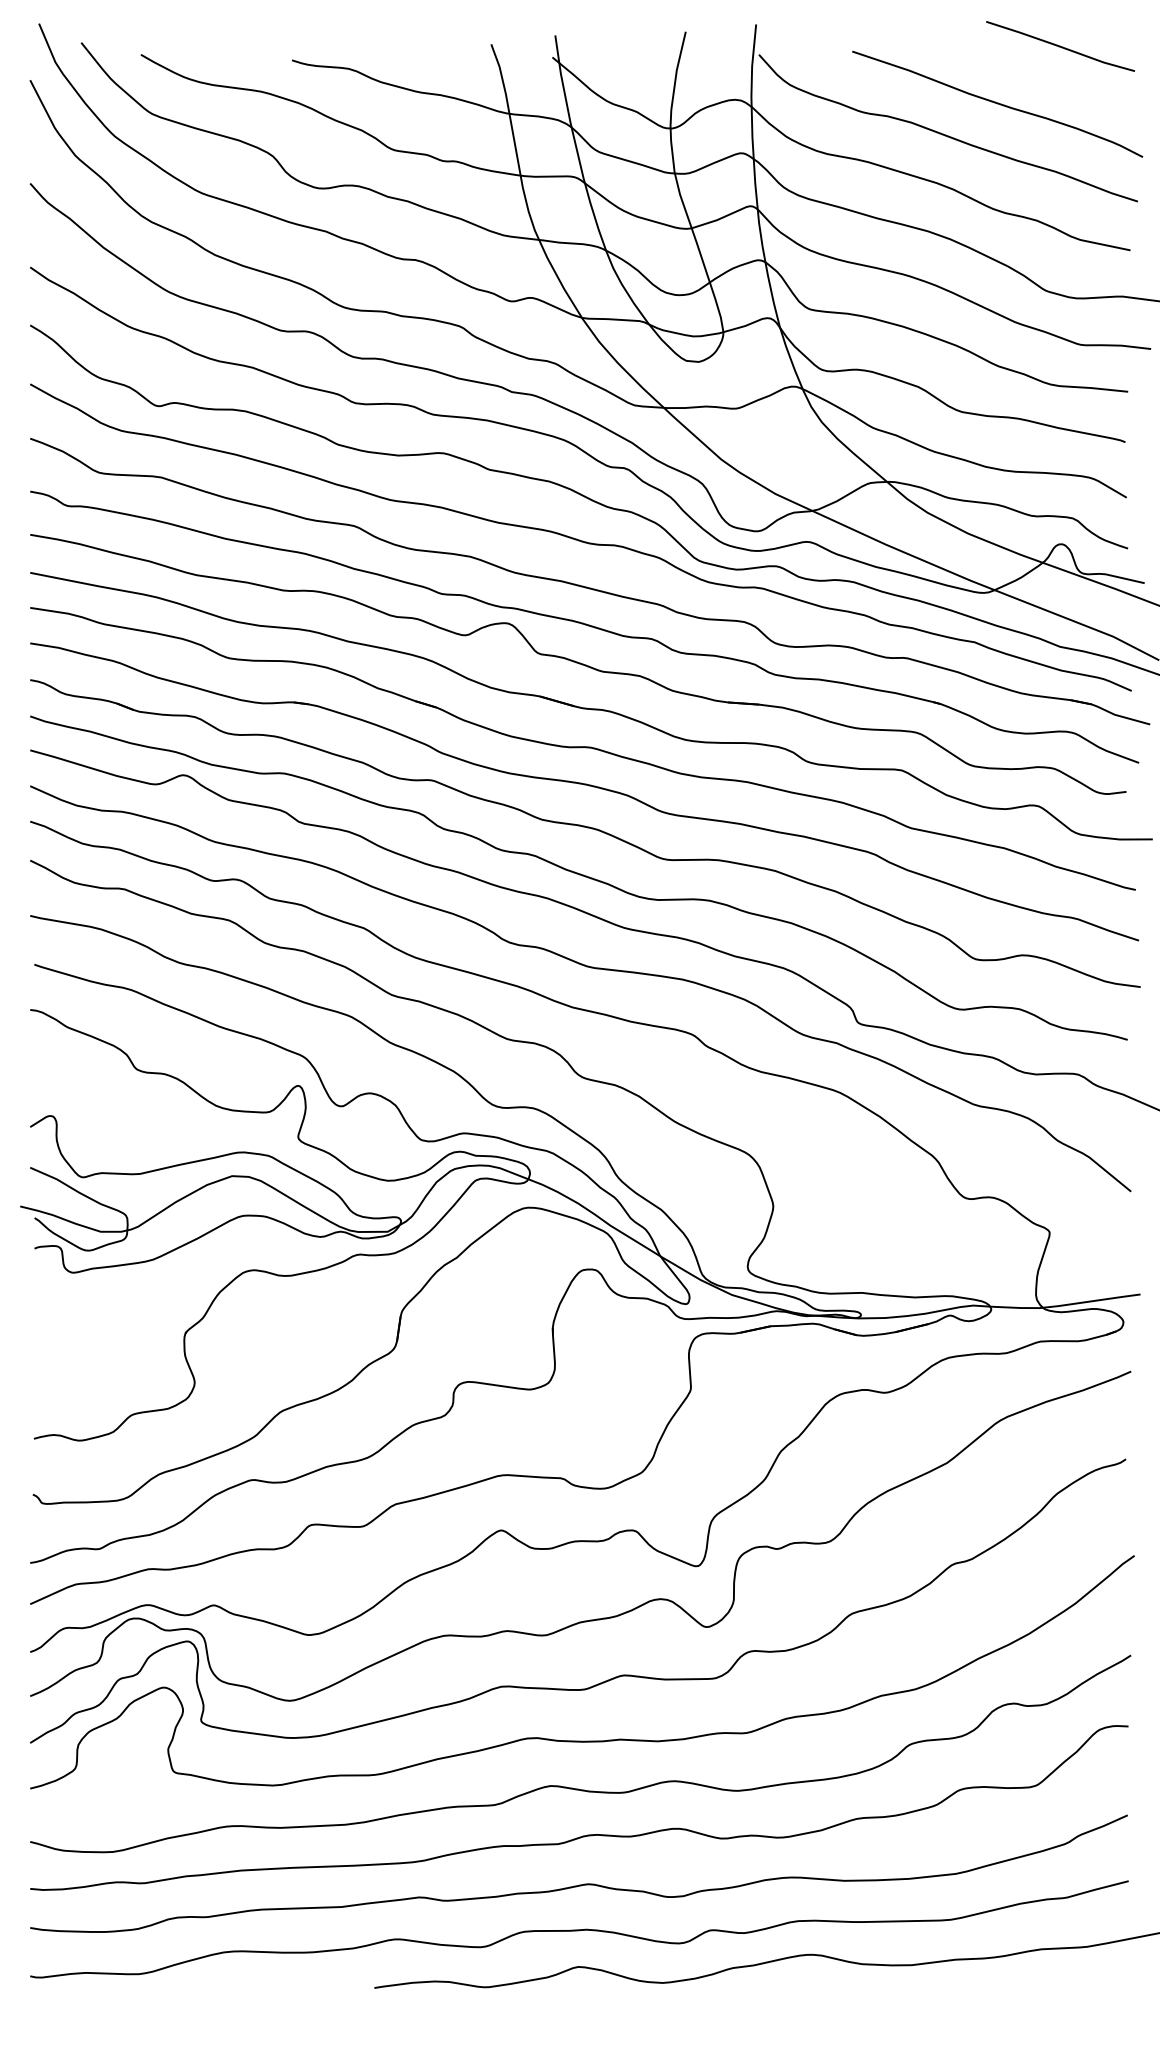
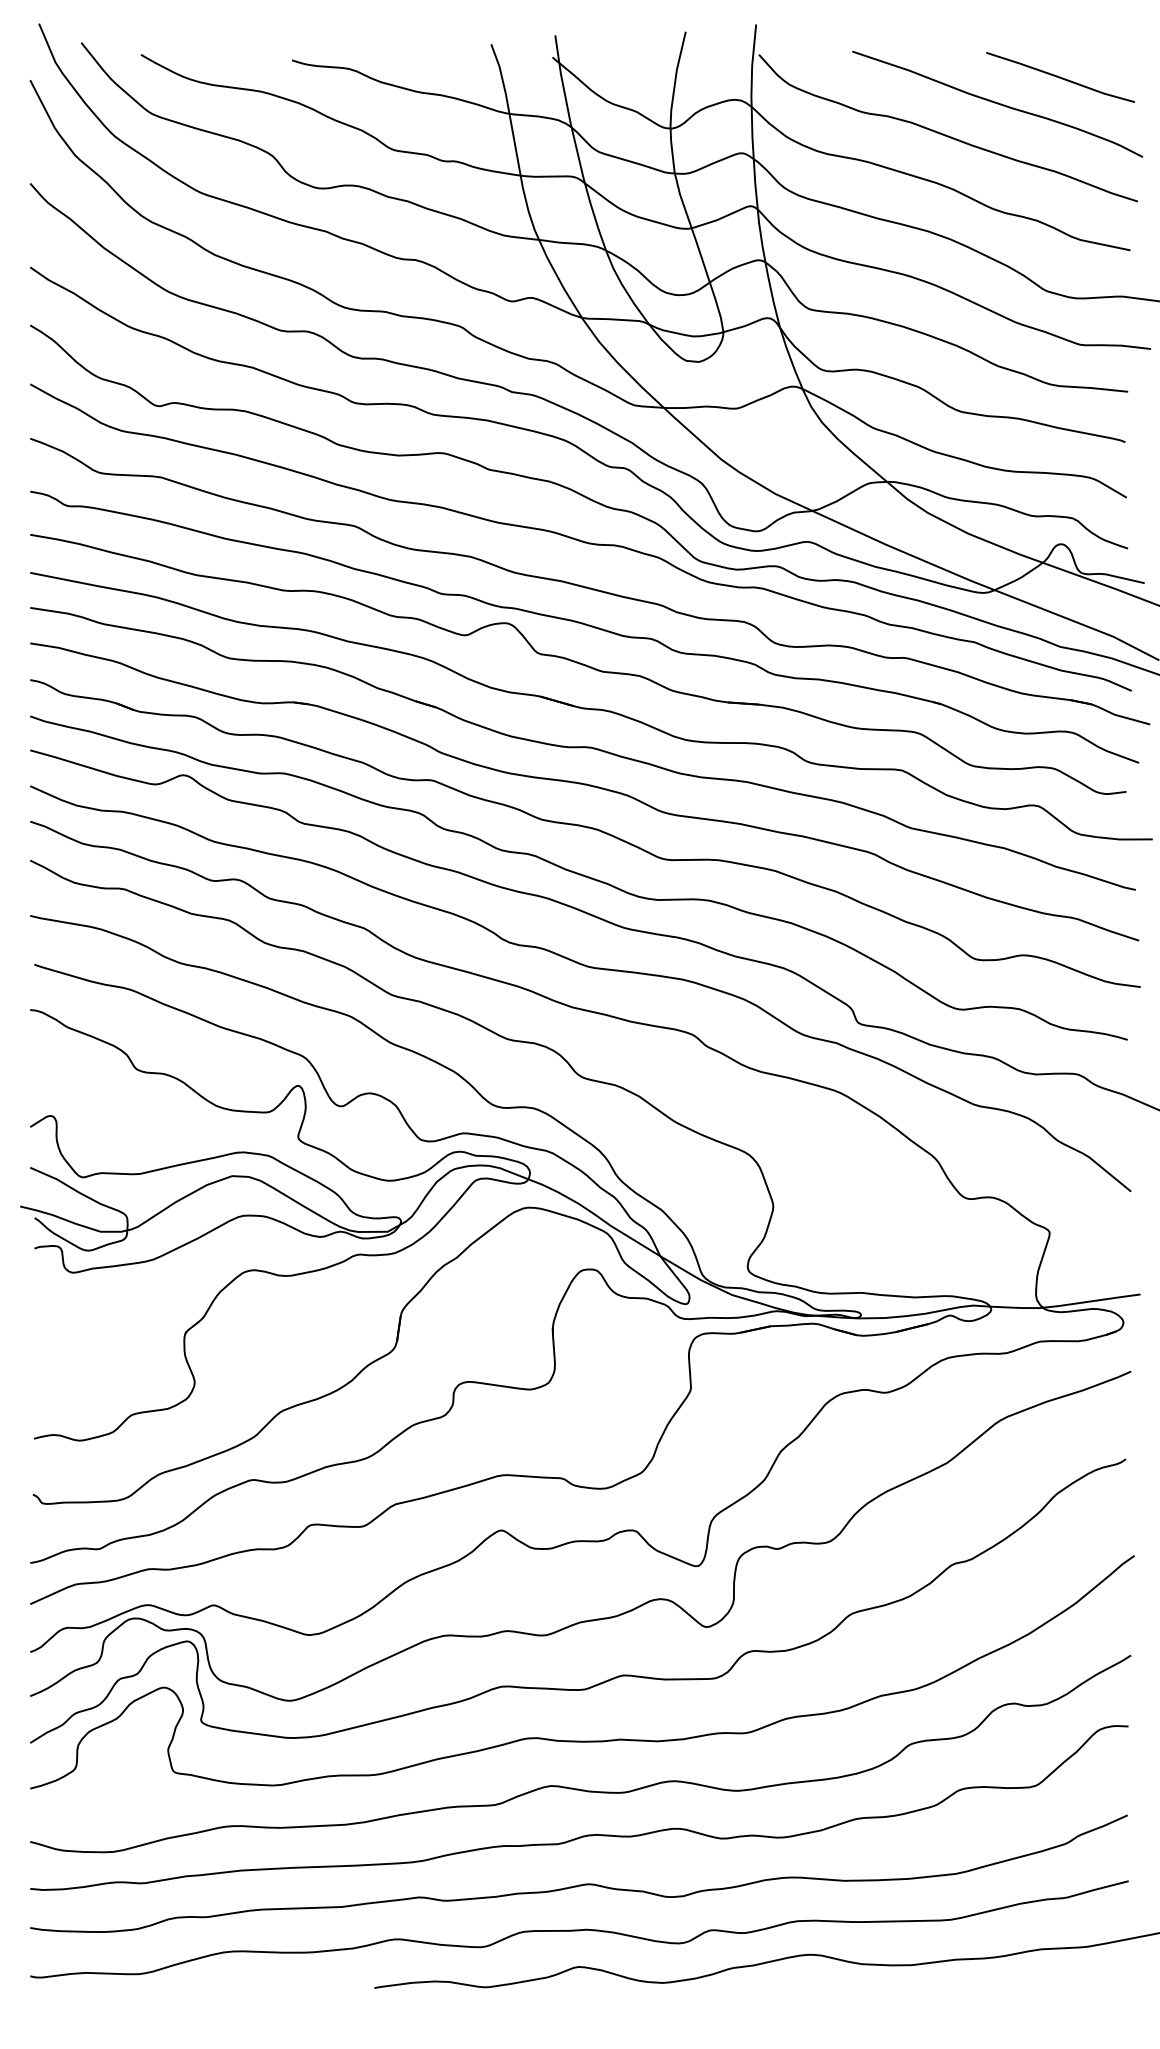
line position: (1060, 46) -> (1060, 77) (1060, 77)
